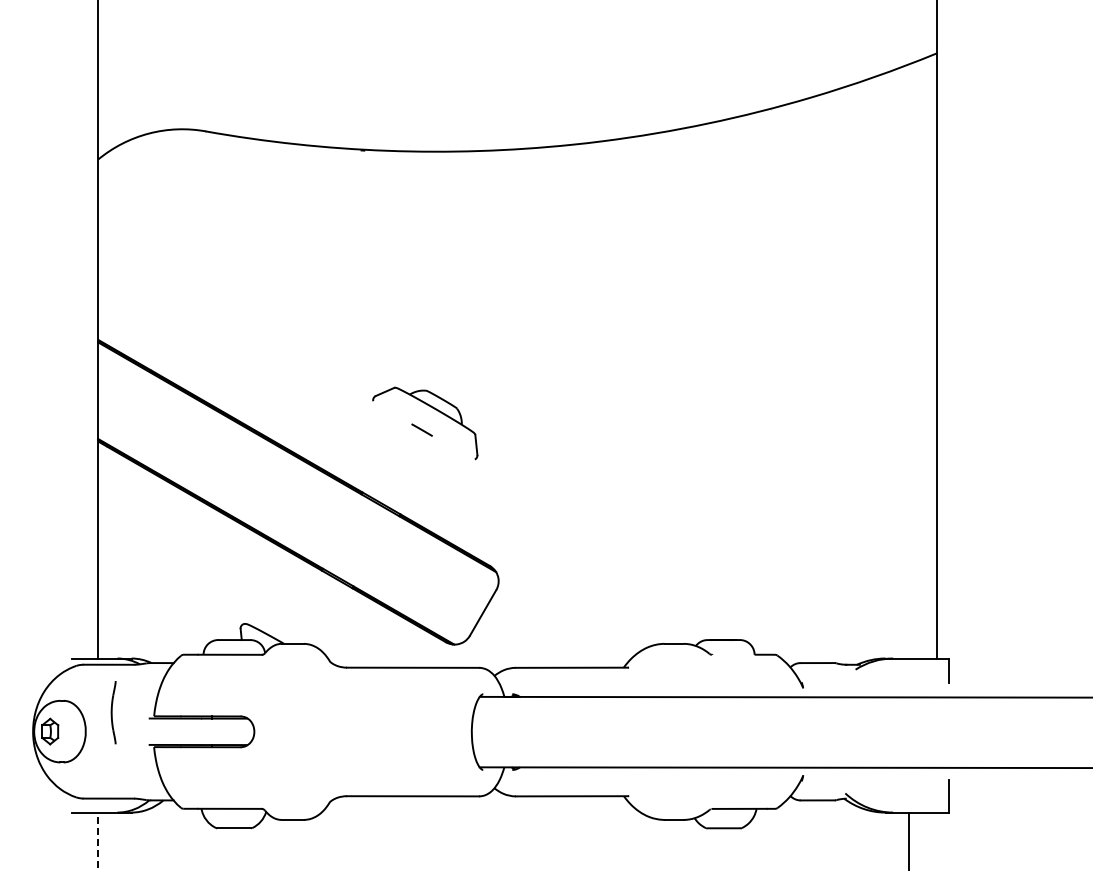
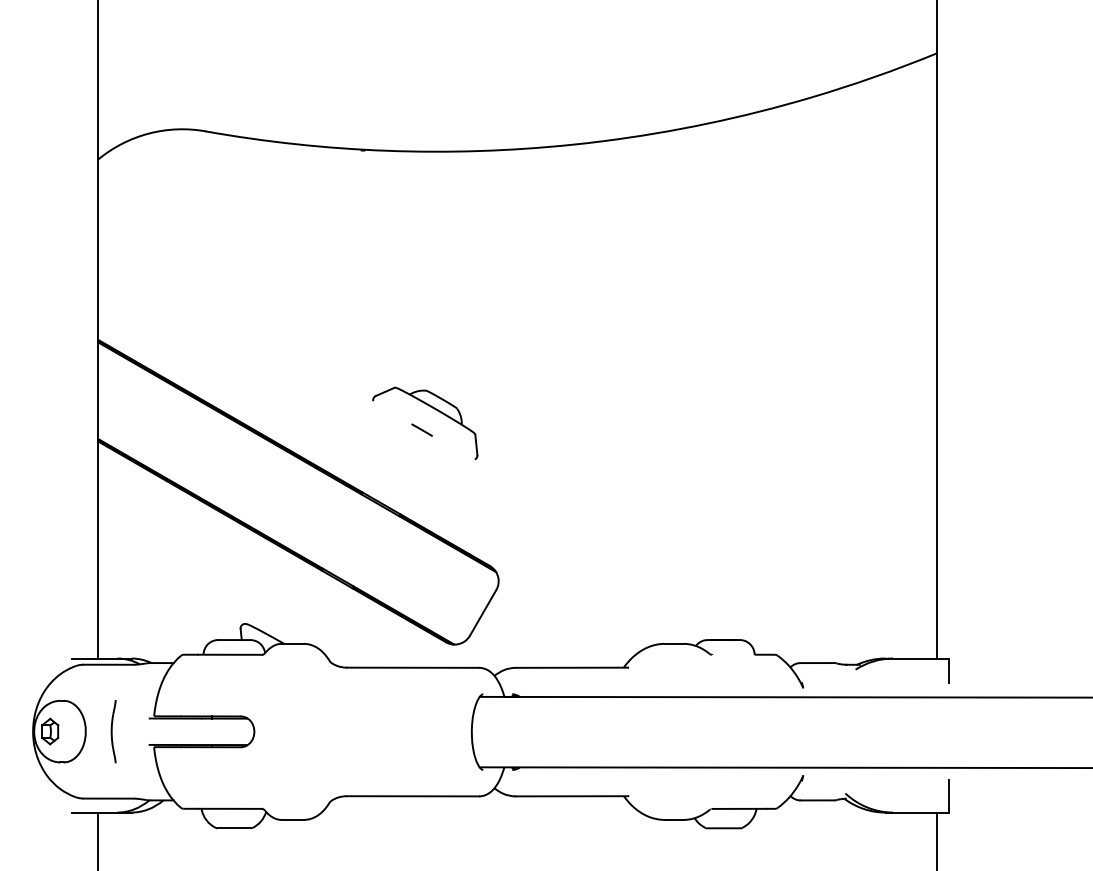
part position: (113, 712) -> (113, 731) (113, 731)
line position: (908, 839) -> (936, 839) (936, 839)
line: dashed -> solid (98, 841)
